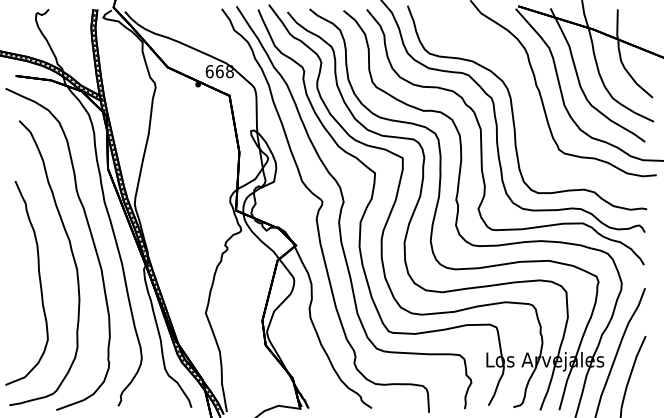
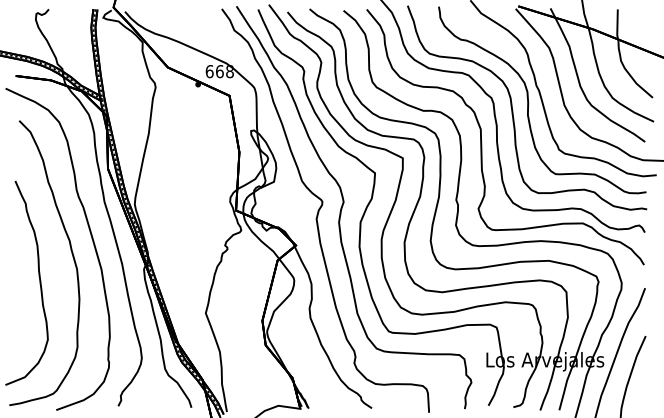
curve: none -> present (529, 102)
